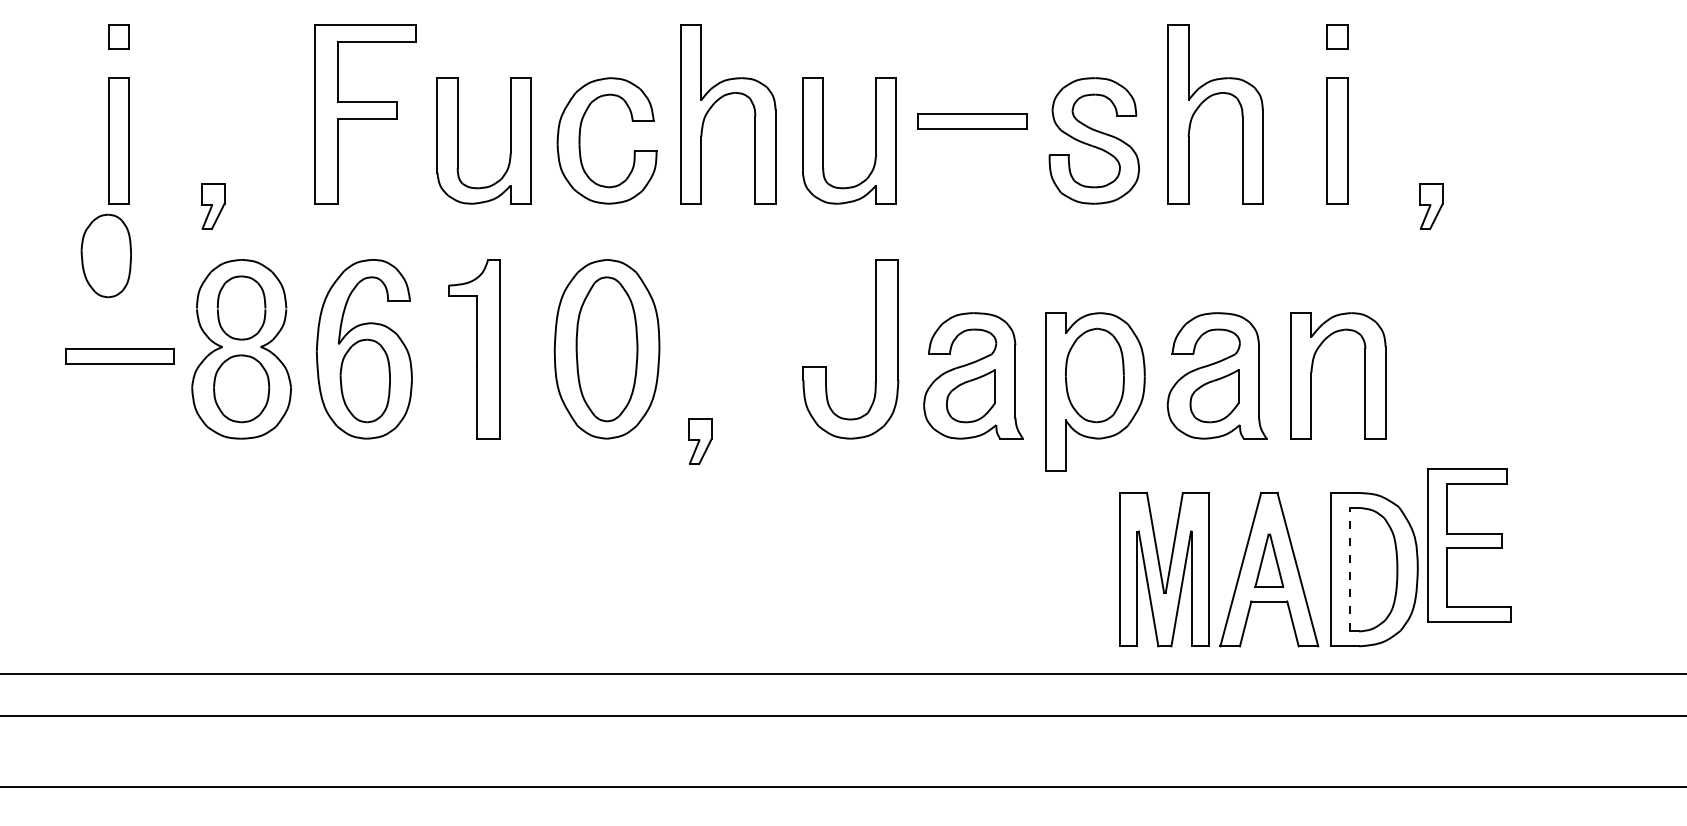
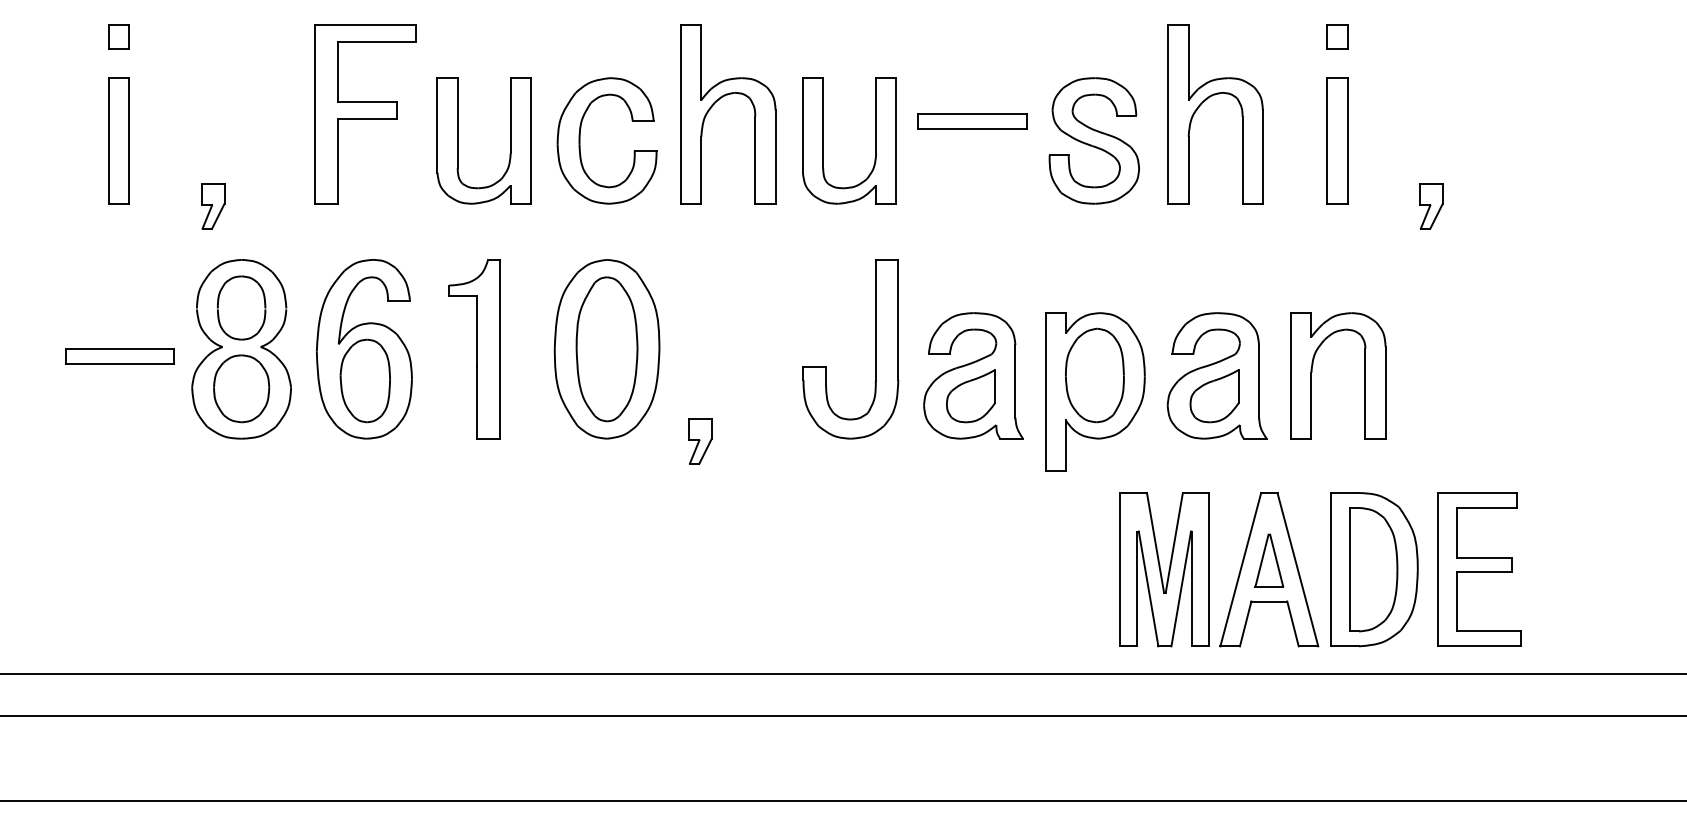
part: present -> none (105, 255)
part position: (1469, 545) -> (1479, 569) (1479, 569)
line: dashed -> solid (1350, 569)
line position: (842, 787) -> (842, 801) (842, 801)
